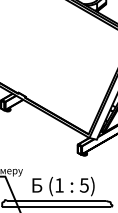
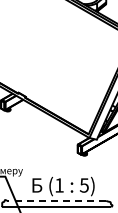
line: solid -> dashed (56, 200)
